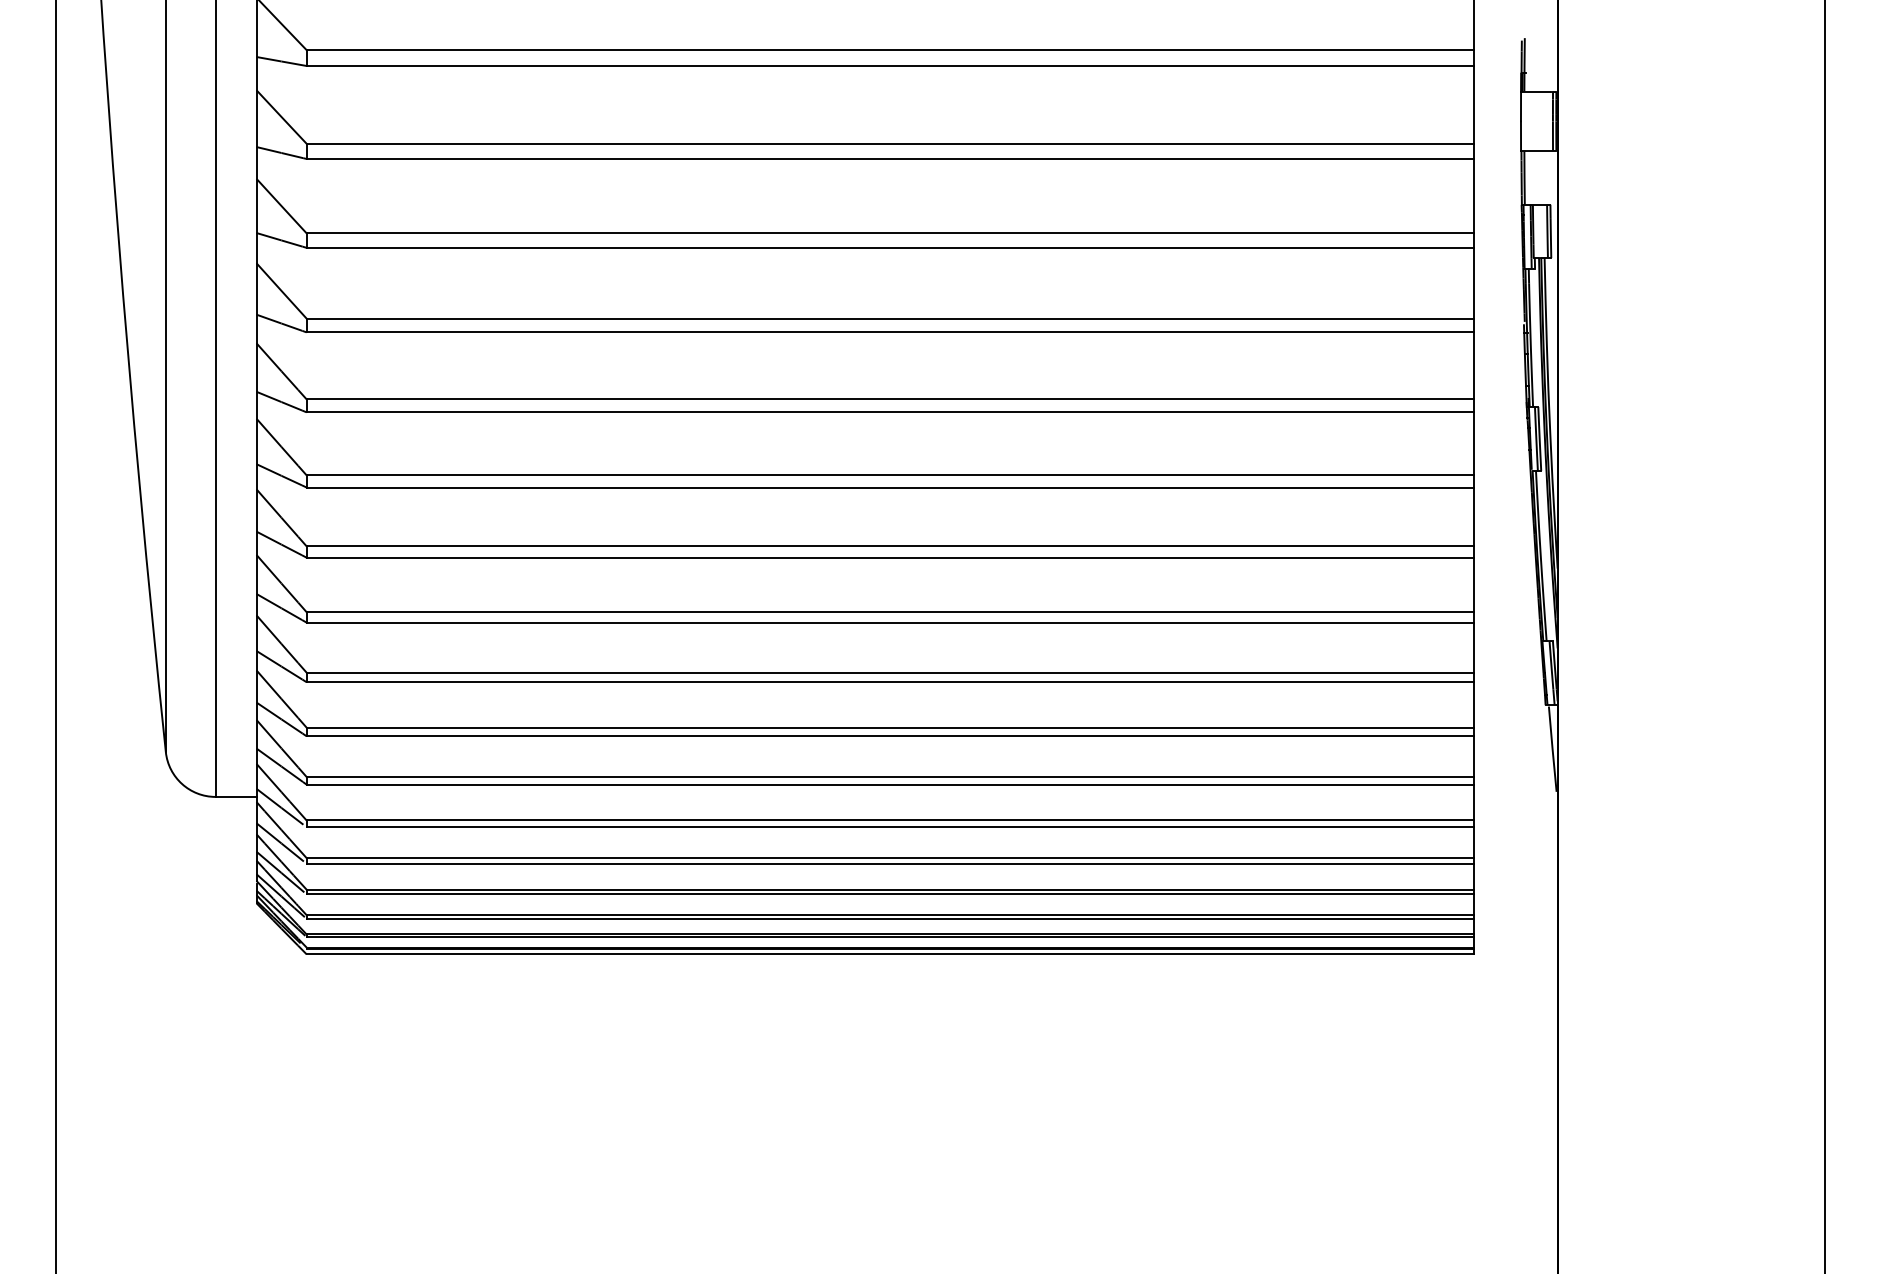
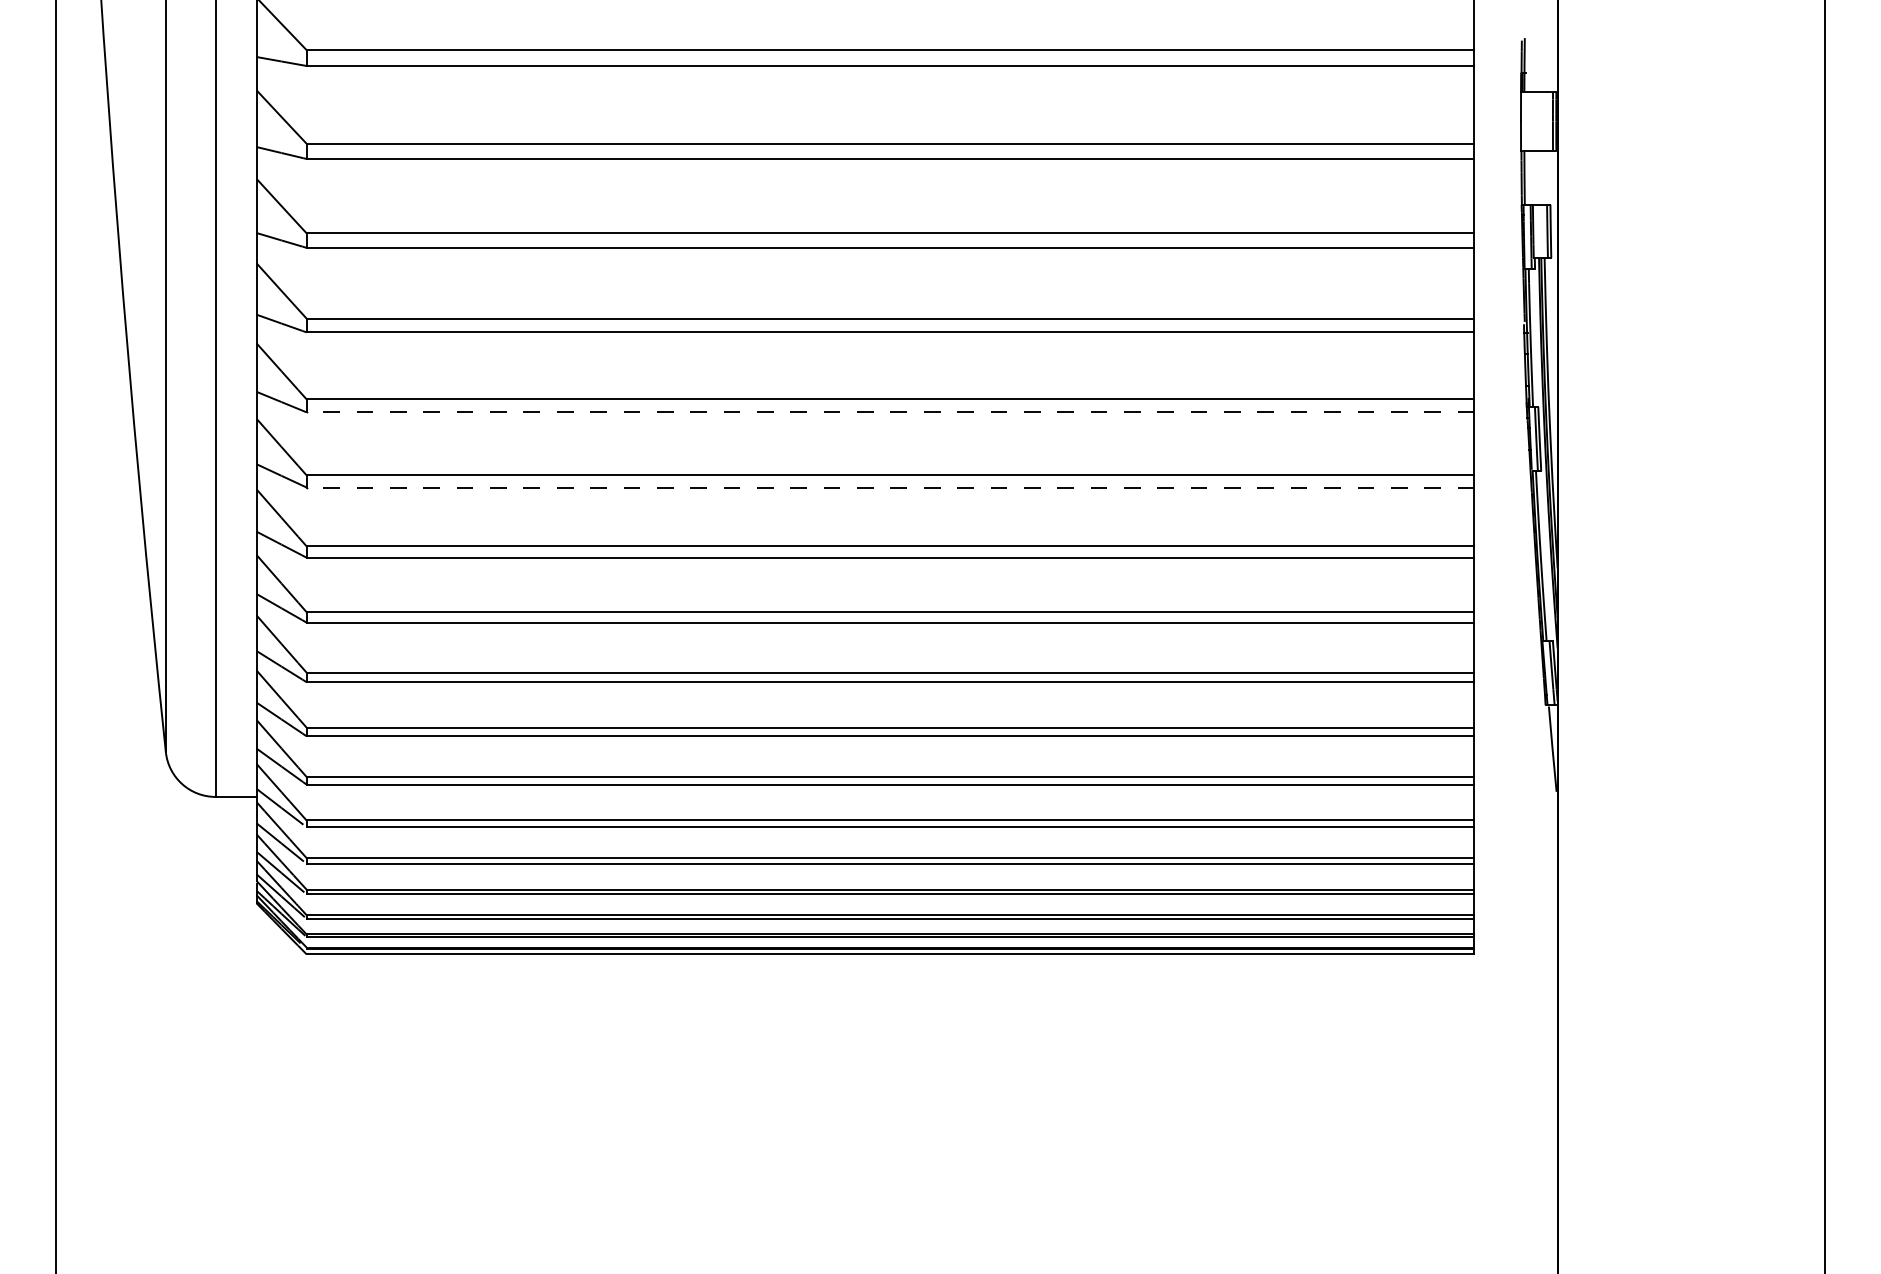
line: solid -> dashed (890, 412)
line: solid -> dashed (890, 487)
